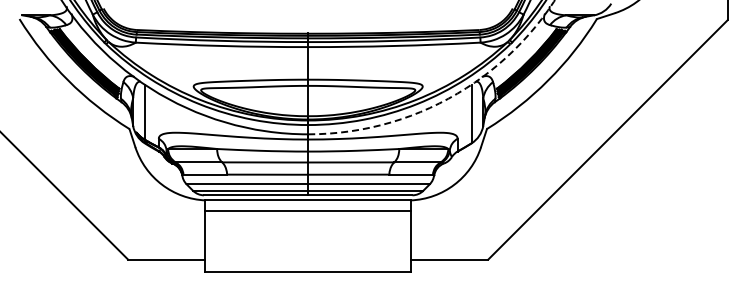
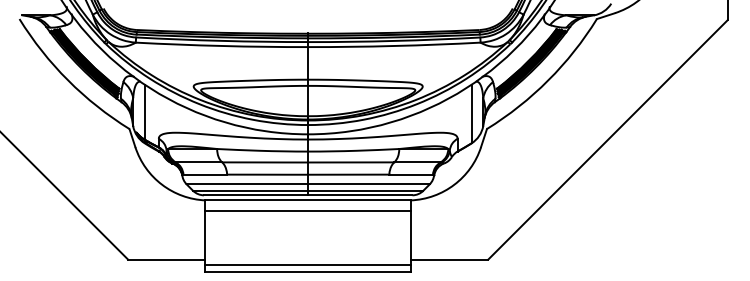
arc: dashed -> solid (449, 98)
line: none -> present (308, 264)
